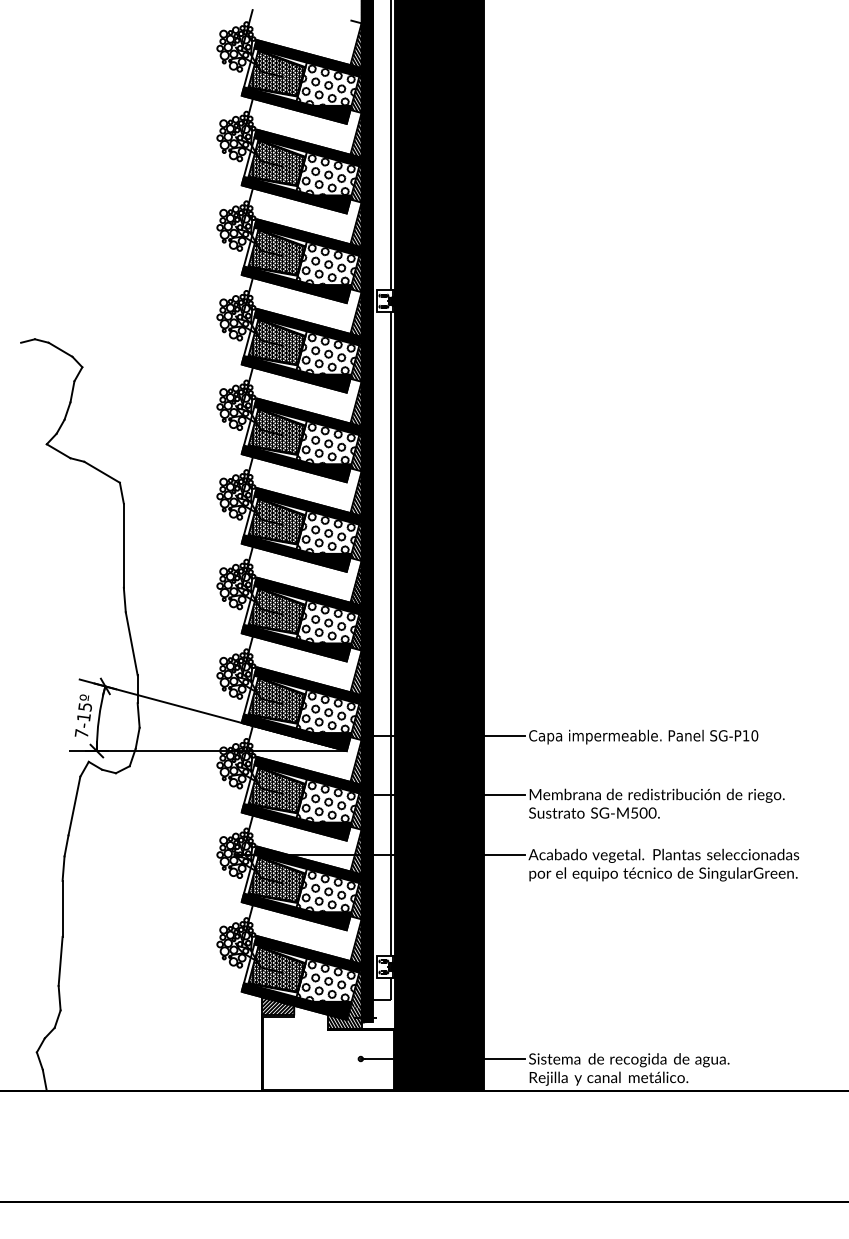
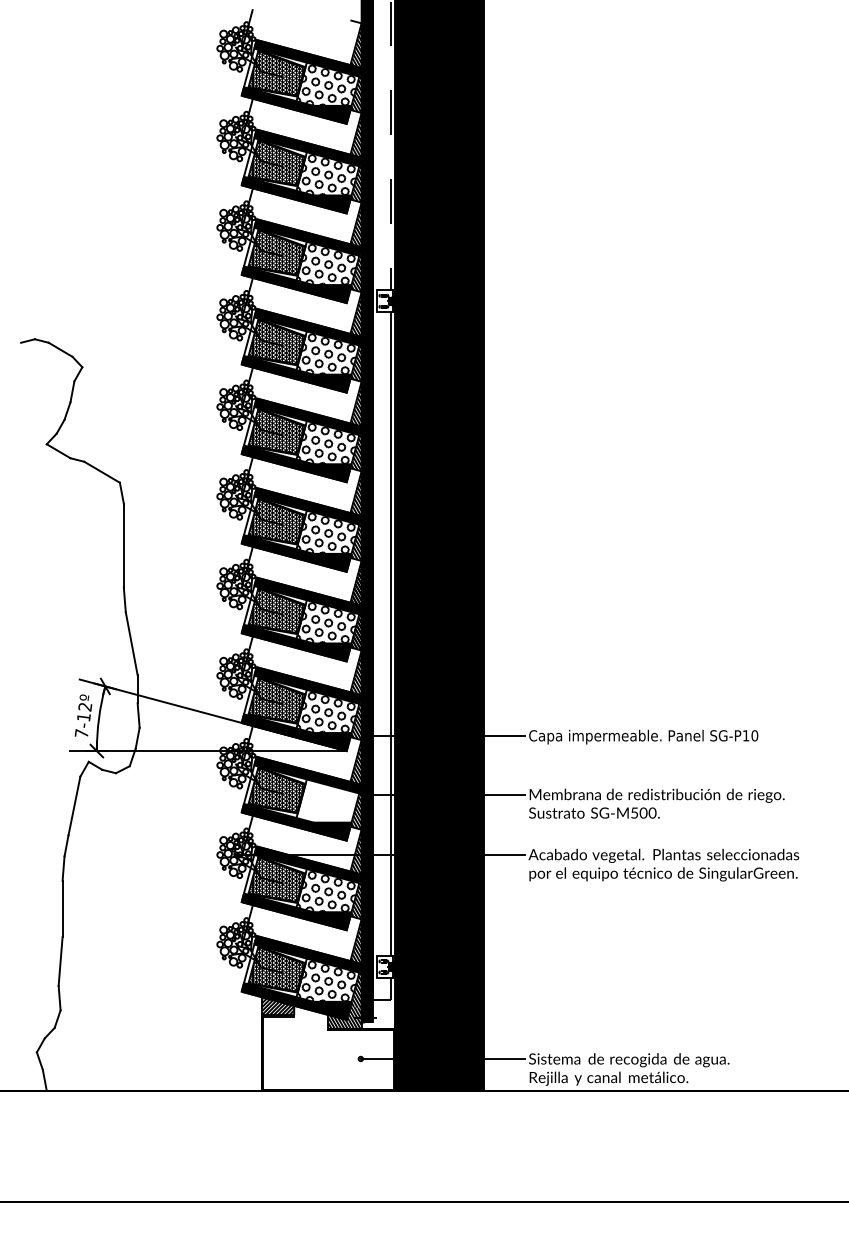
line: solid -> dashed (390, 145)
text: 7-15º -> 7-12º (85, 707)
hatch: present -> none (326, 806)
